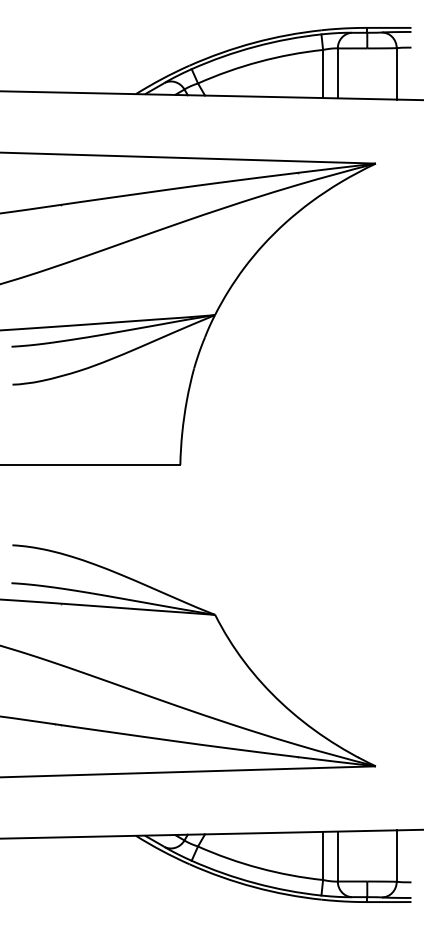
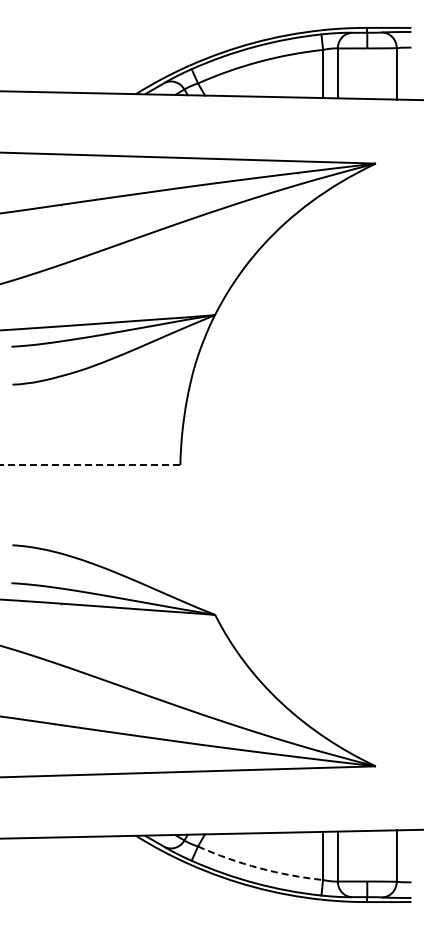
line: solid -> dashed (90, 464)
arc: solid -> dashed (259, 868)
